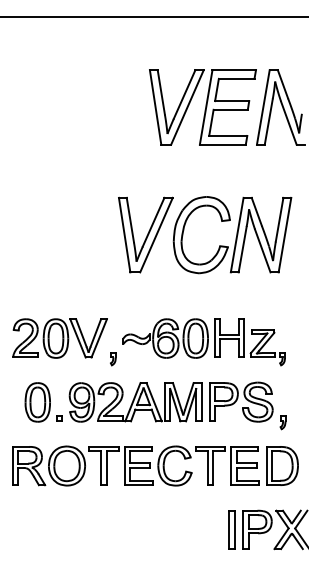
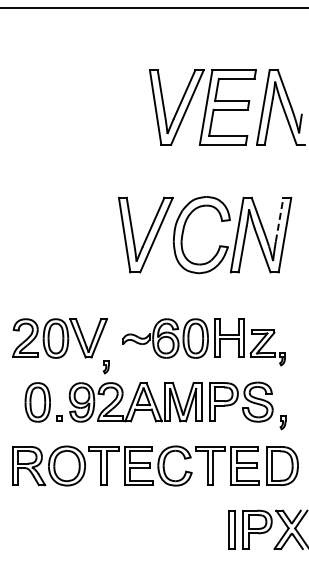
line position: (153, 16) -> (153, 7) (153, 7)
line: solid -> dashed (279, 219)
part position: (113, 359) -> (106, 367) (106, 367)
